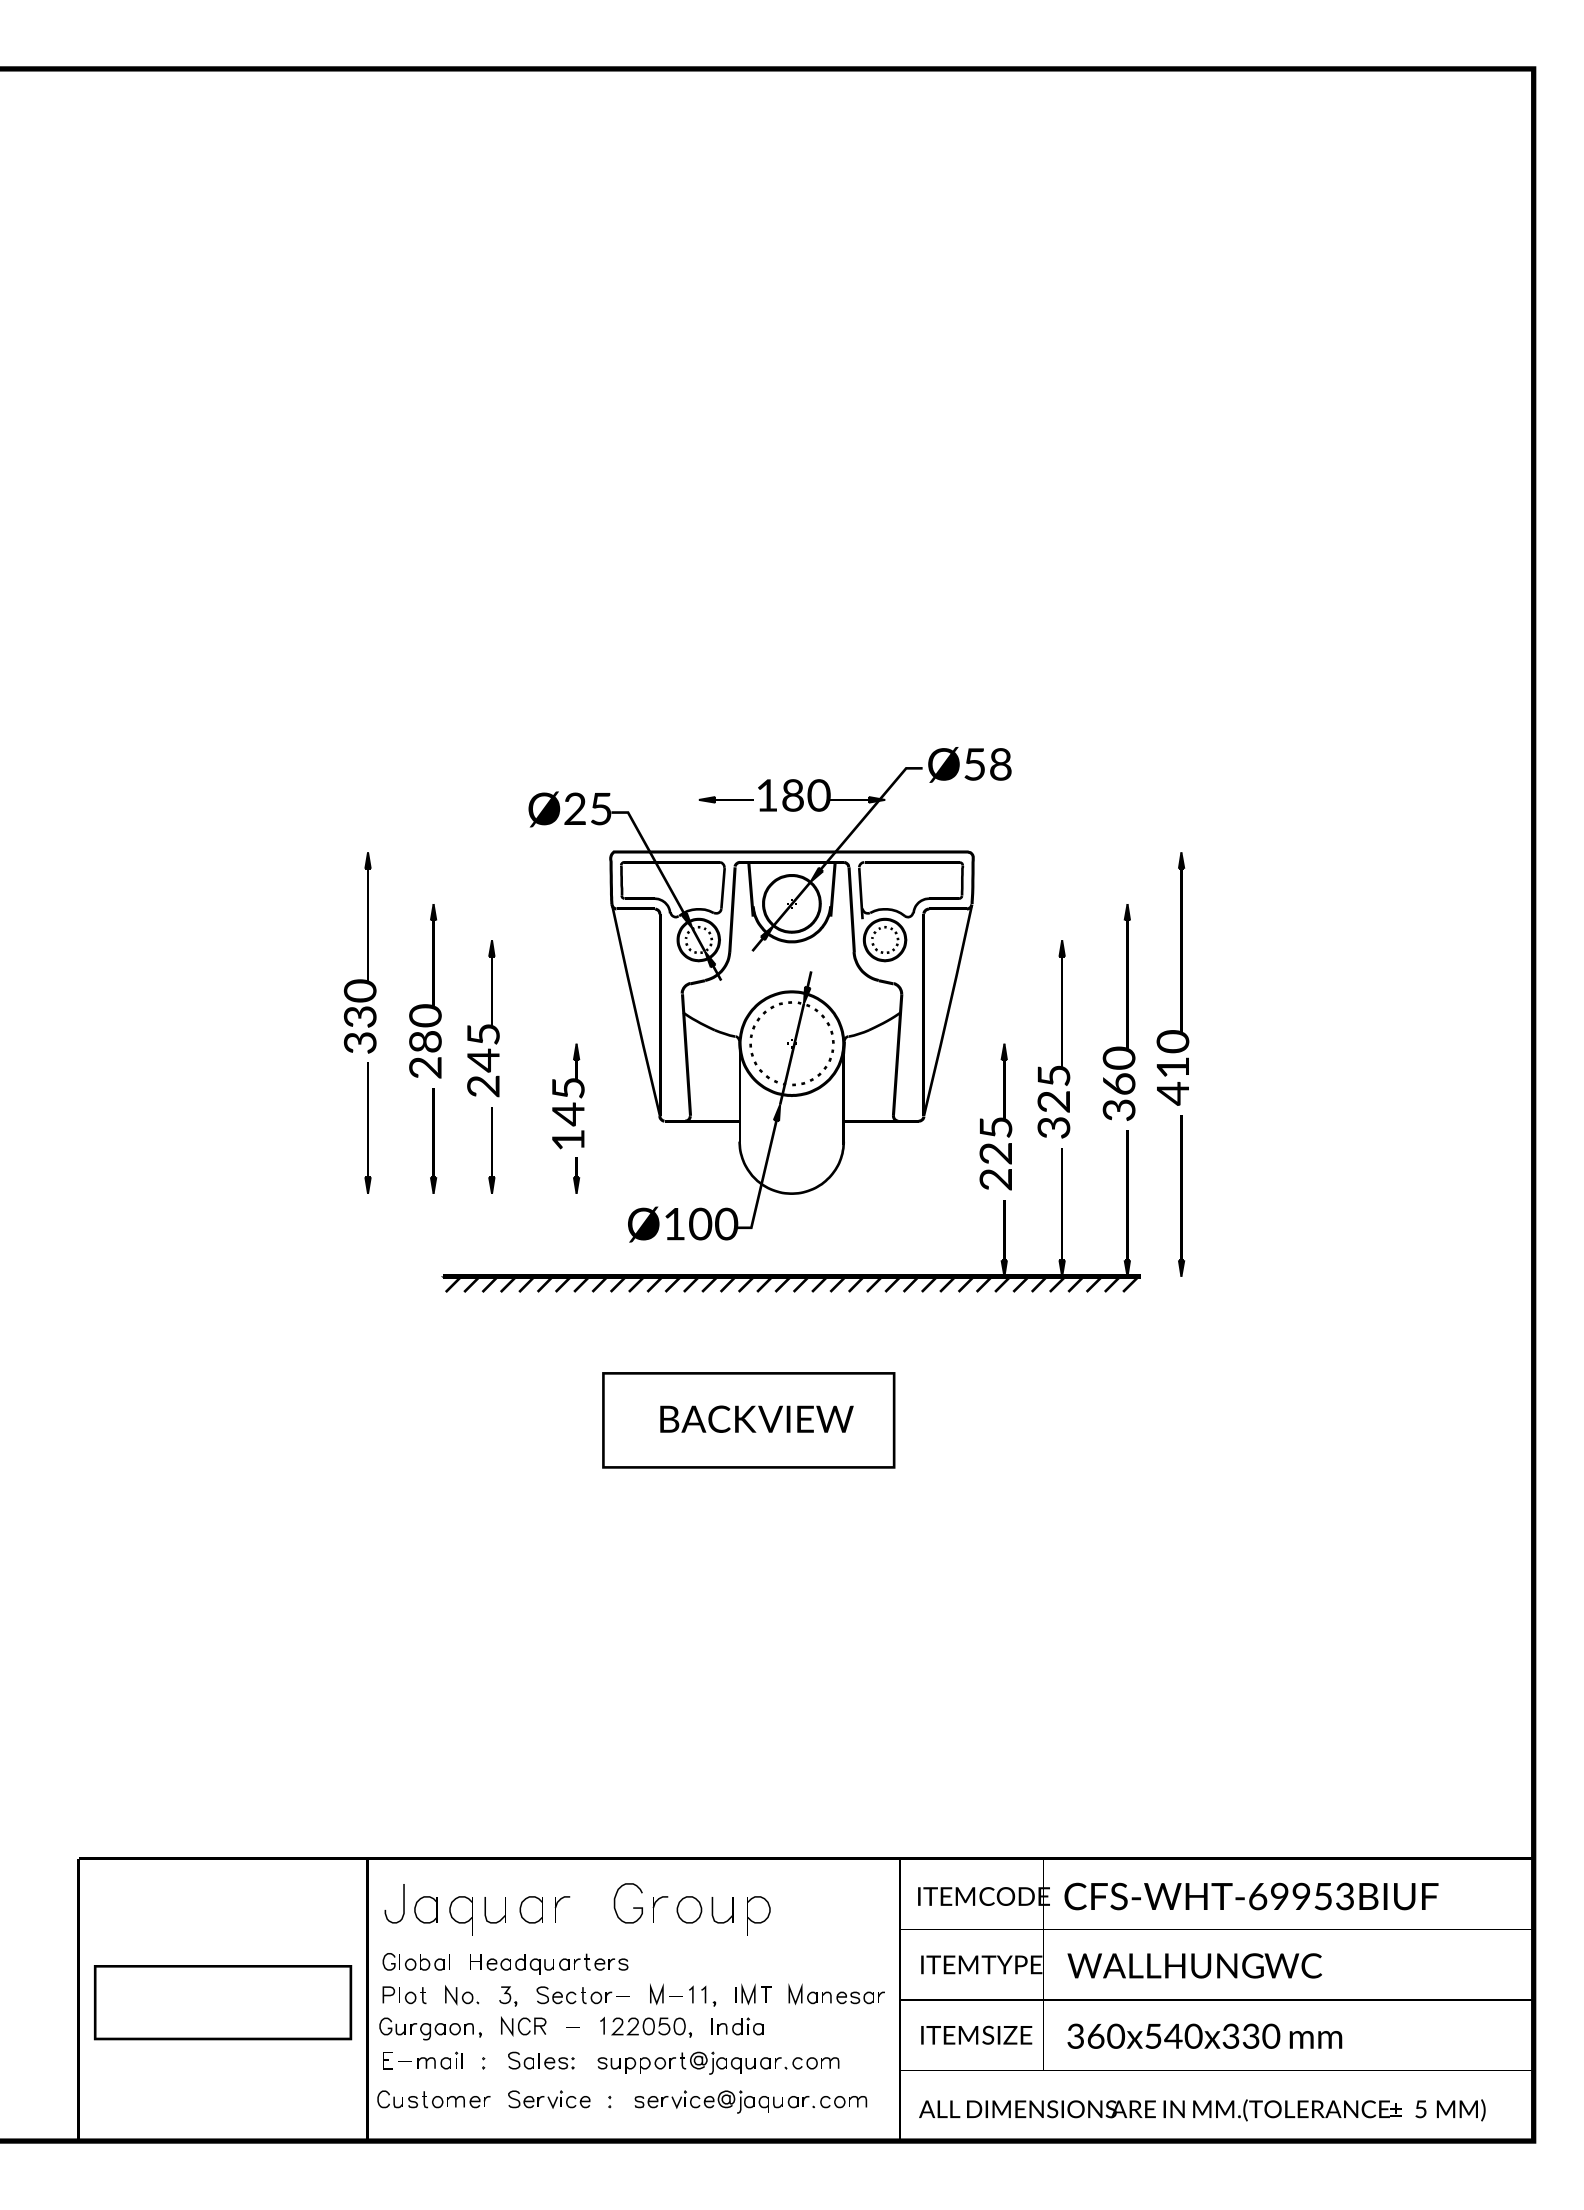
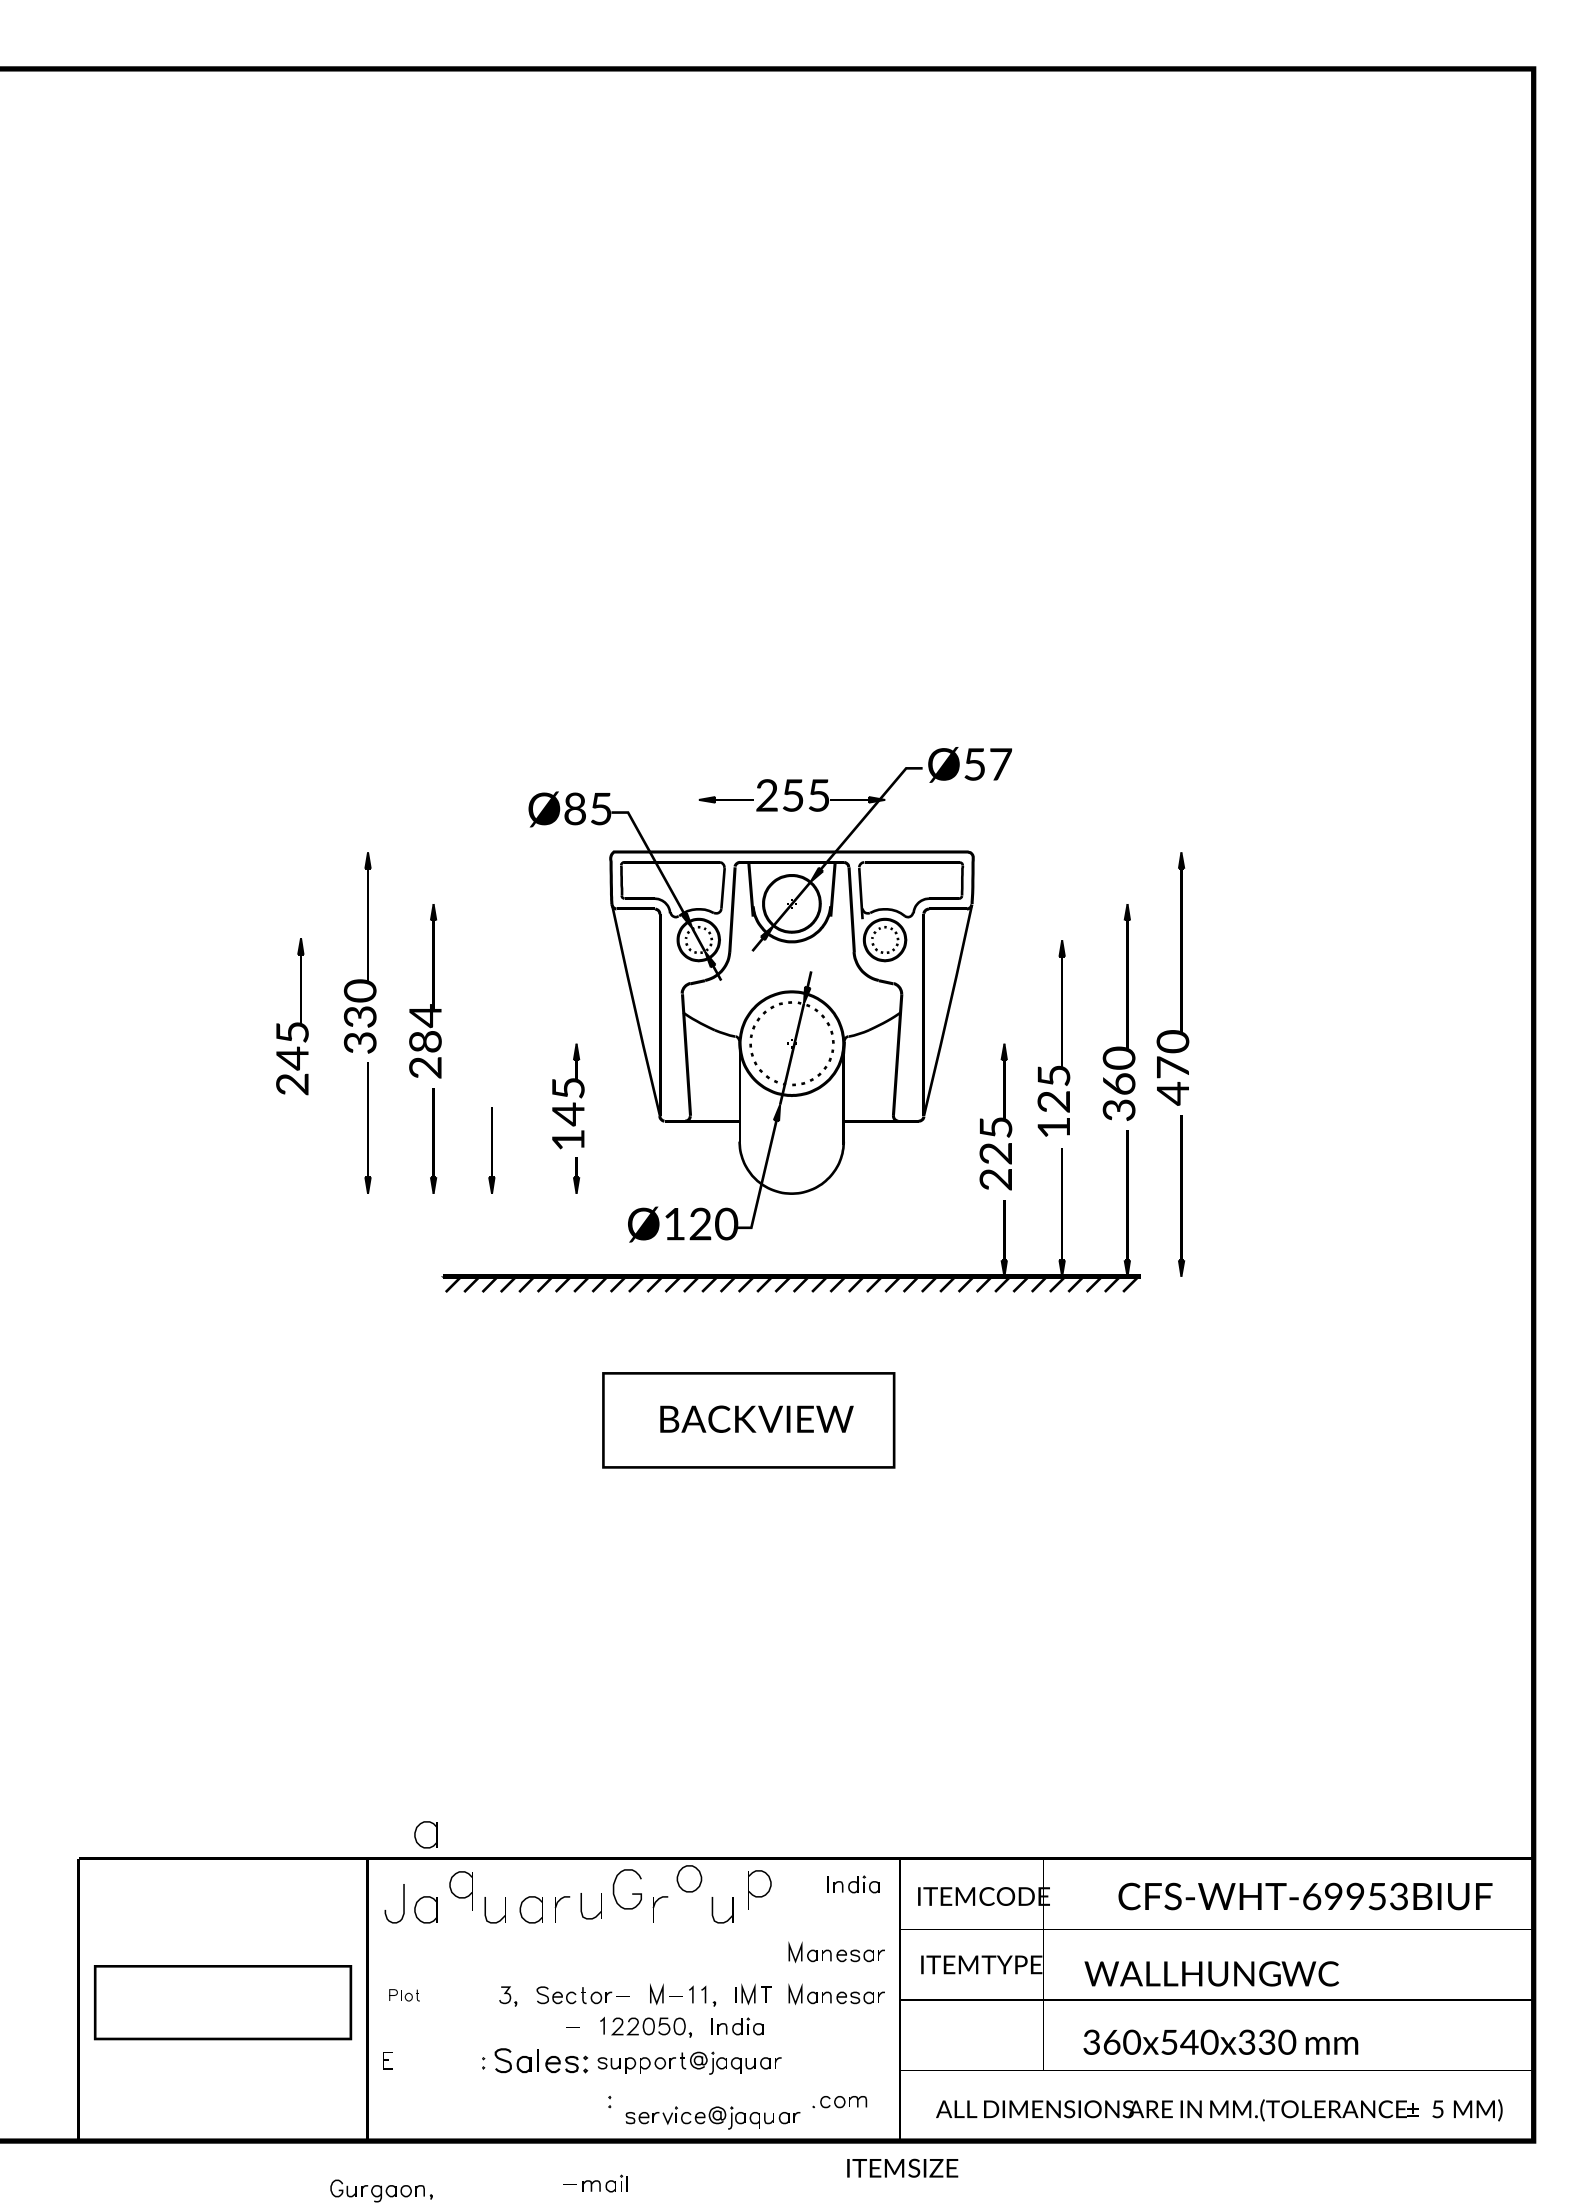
text: Ø58 -> Ø57 (1001, 764)
text: 180 -> 255 (793, 795)
text: Ø25 -> Ø85 (574, 809)
text: 280 -> 284 (425, 1016)
part position: (486, 1024) -> (295, 1022) (295, 1022)
text: 410 -> 470 (1172, 1067)
text: 325 -> 125 (1053, 1127)
text: Ø100 -> Ø120 (700, 1224)
part: none -> present (425, 1834)
part: none -> present (853, 1884)
text position: (1251, 1896) -> (1305, 1896) (1305, 1896)
part: none -> present (581, 1906)
curve position: (633, 1907) -> (632, 1893) (632, 1893)
part position: (689, 1909) -> (689, 1878) (689, 1878)
part position: (460, 1915) -> (460, 1890) (460, 1890)
part position: (758, 1915) -> (759, 1889) (759, 1889)
part: none -> present (836, 1951)
part: present -> none (415, 1961)
part: present -> none (549, 1963)
text position: (1194, 1965) -> (1211, 1973) (1211, 1973)
part size: 45x19 px -> 31x13 px (404, 1995)
part: present -> none (462, 1995)
part: present -> none (523, 2026)
part position: (430, 2028) -> (381, 2190) (381, 2190)
text position: (976, 2034) -> (902, 2167) (902, 2167)
text position: (1204, 2035) -> (1220, 2041) (1220, 2041)
part position: (430, 2060) -> (595, 2183) (595, 2183)
part size: 67x19 px -> 95x26 px (541, 2060)
part: present -> none (811, 2063)
part: present -> none (433, 2099)
part: present -> none (549, 2099)
part position: (721, 2101) -> (712, 2117) (712, 2117)
text position: (1202, 2110) -> (1219, 2110) (1219, 2110)
